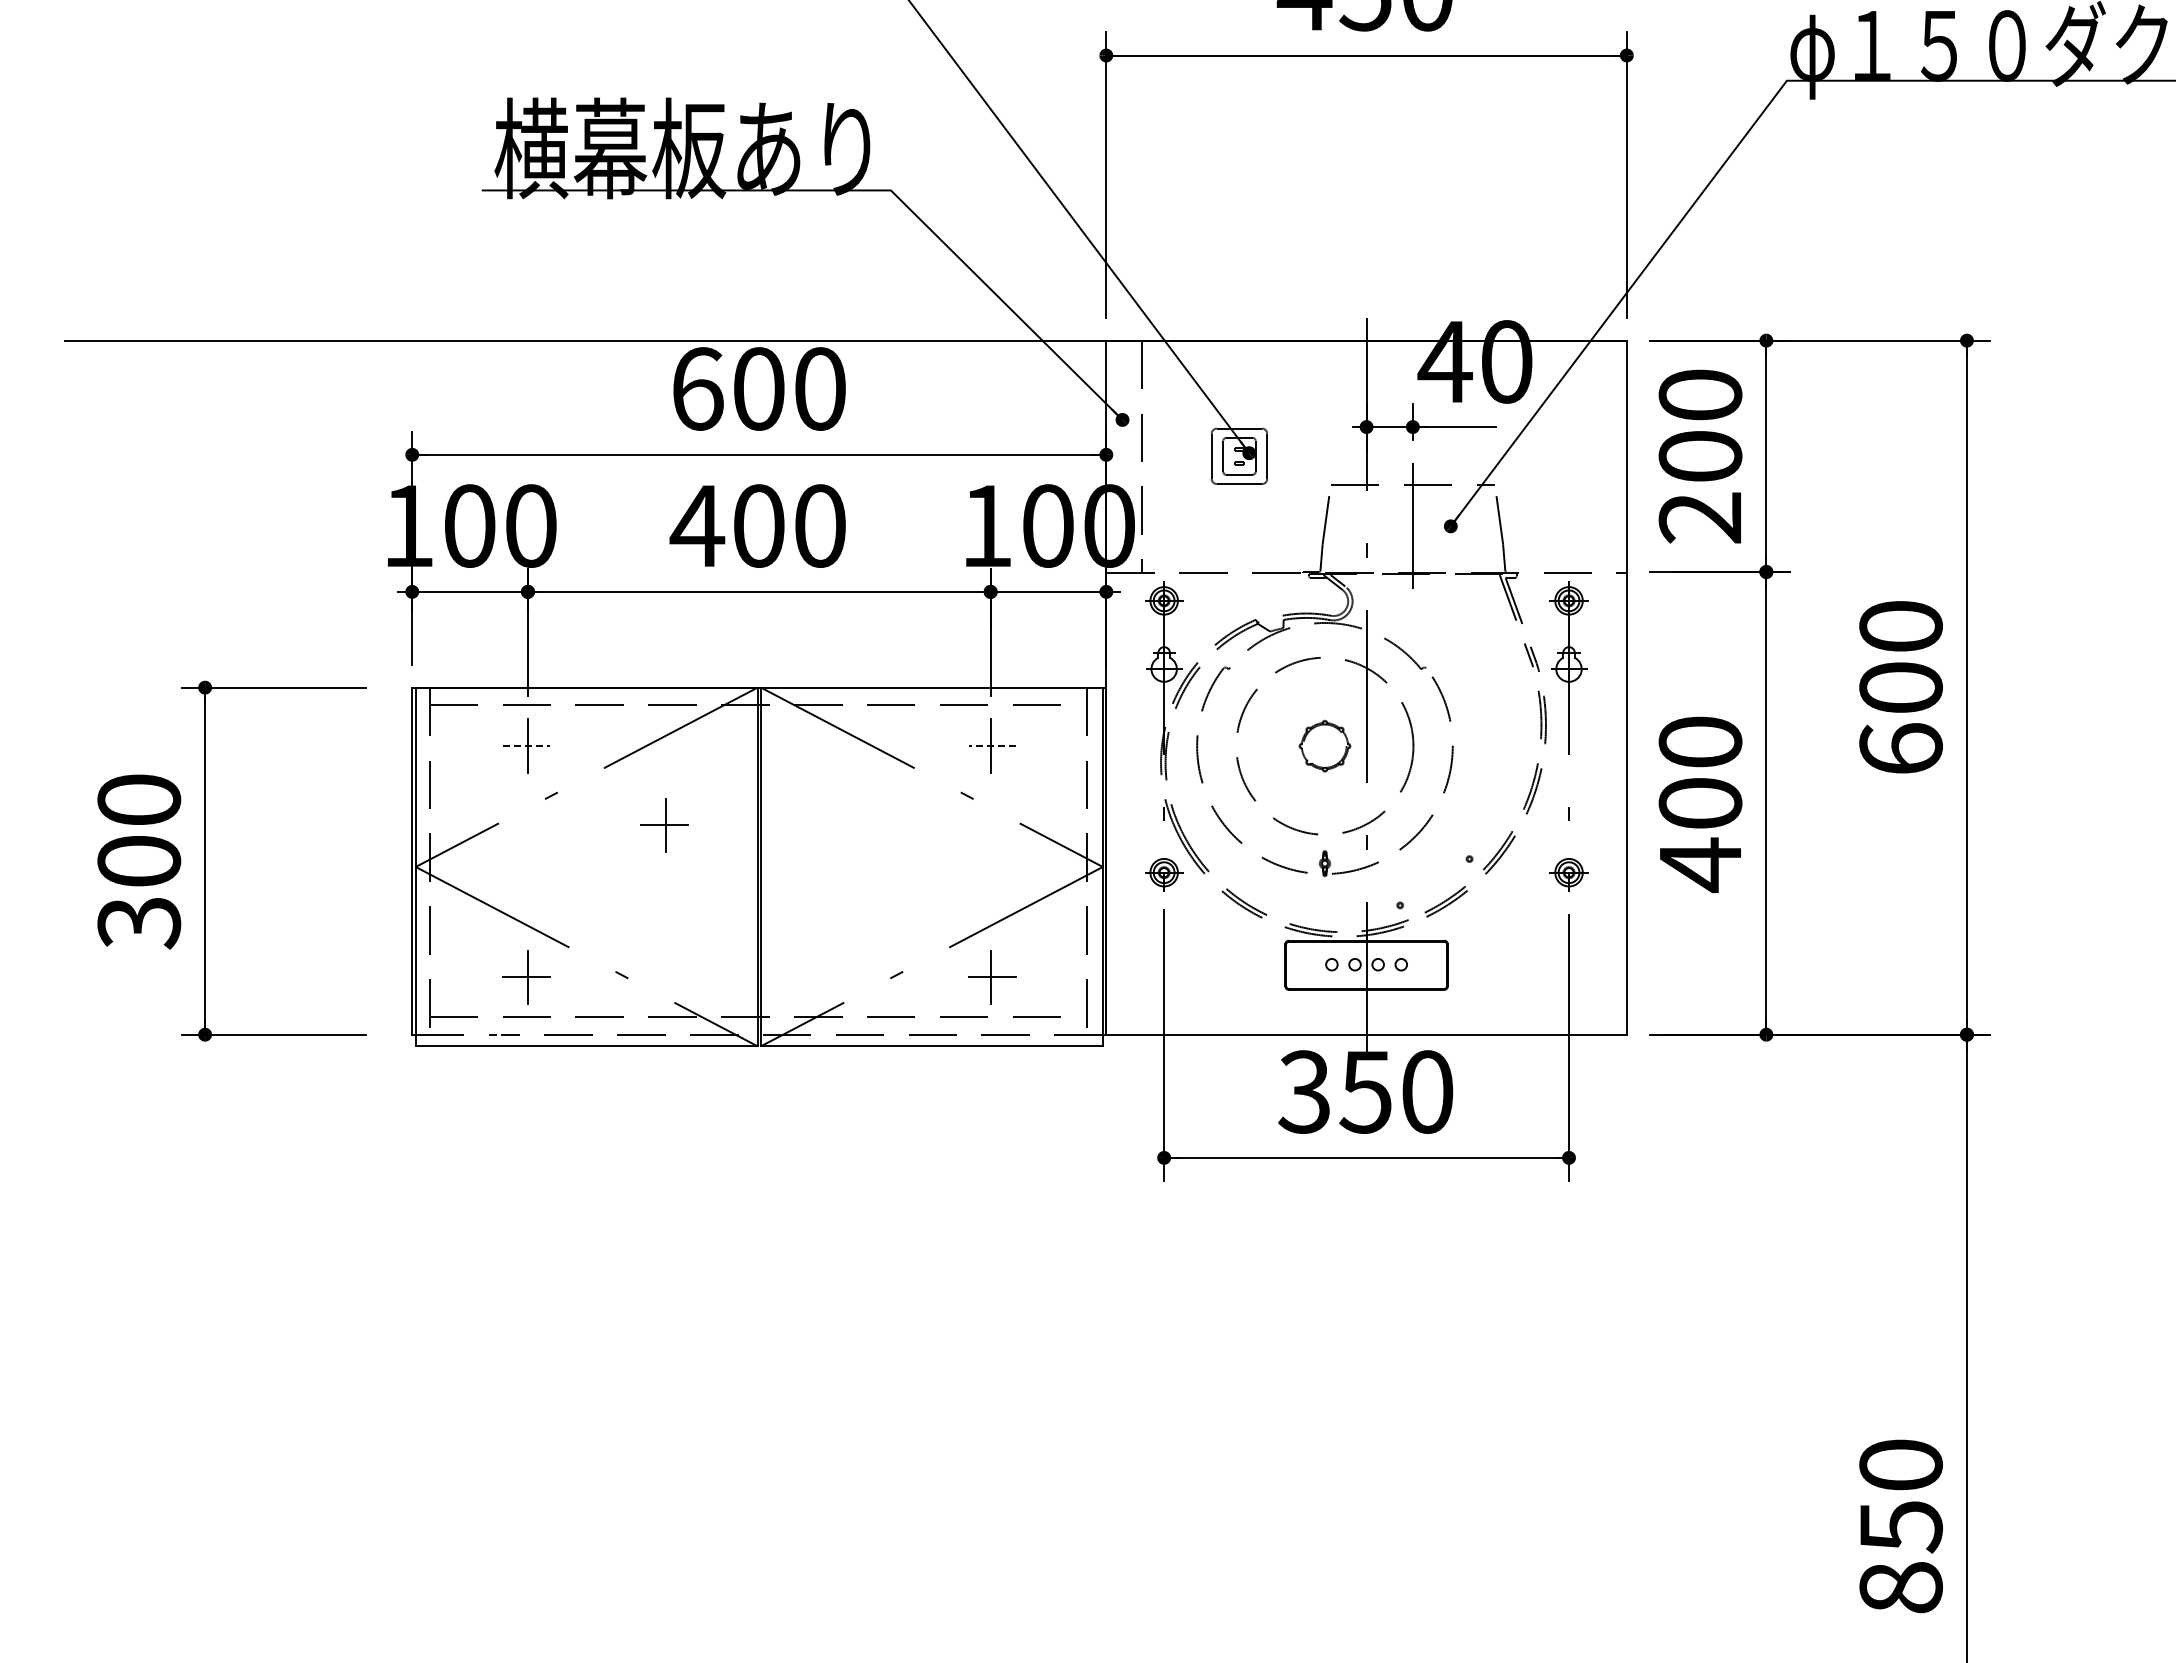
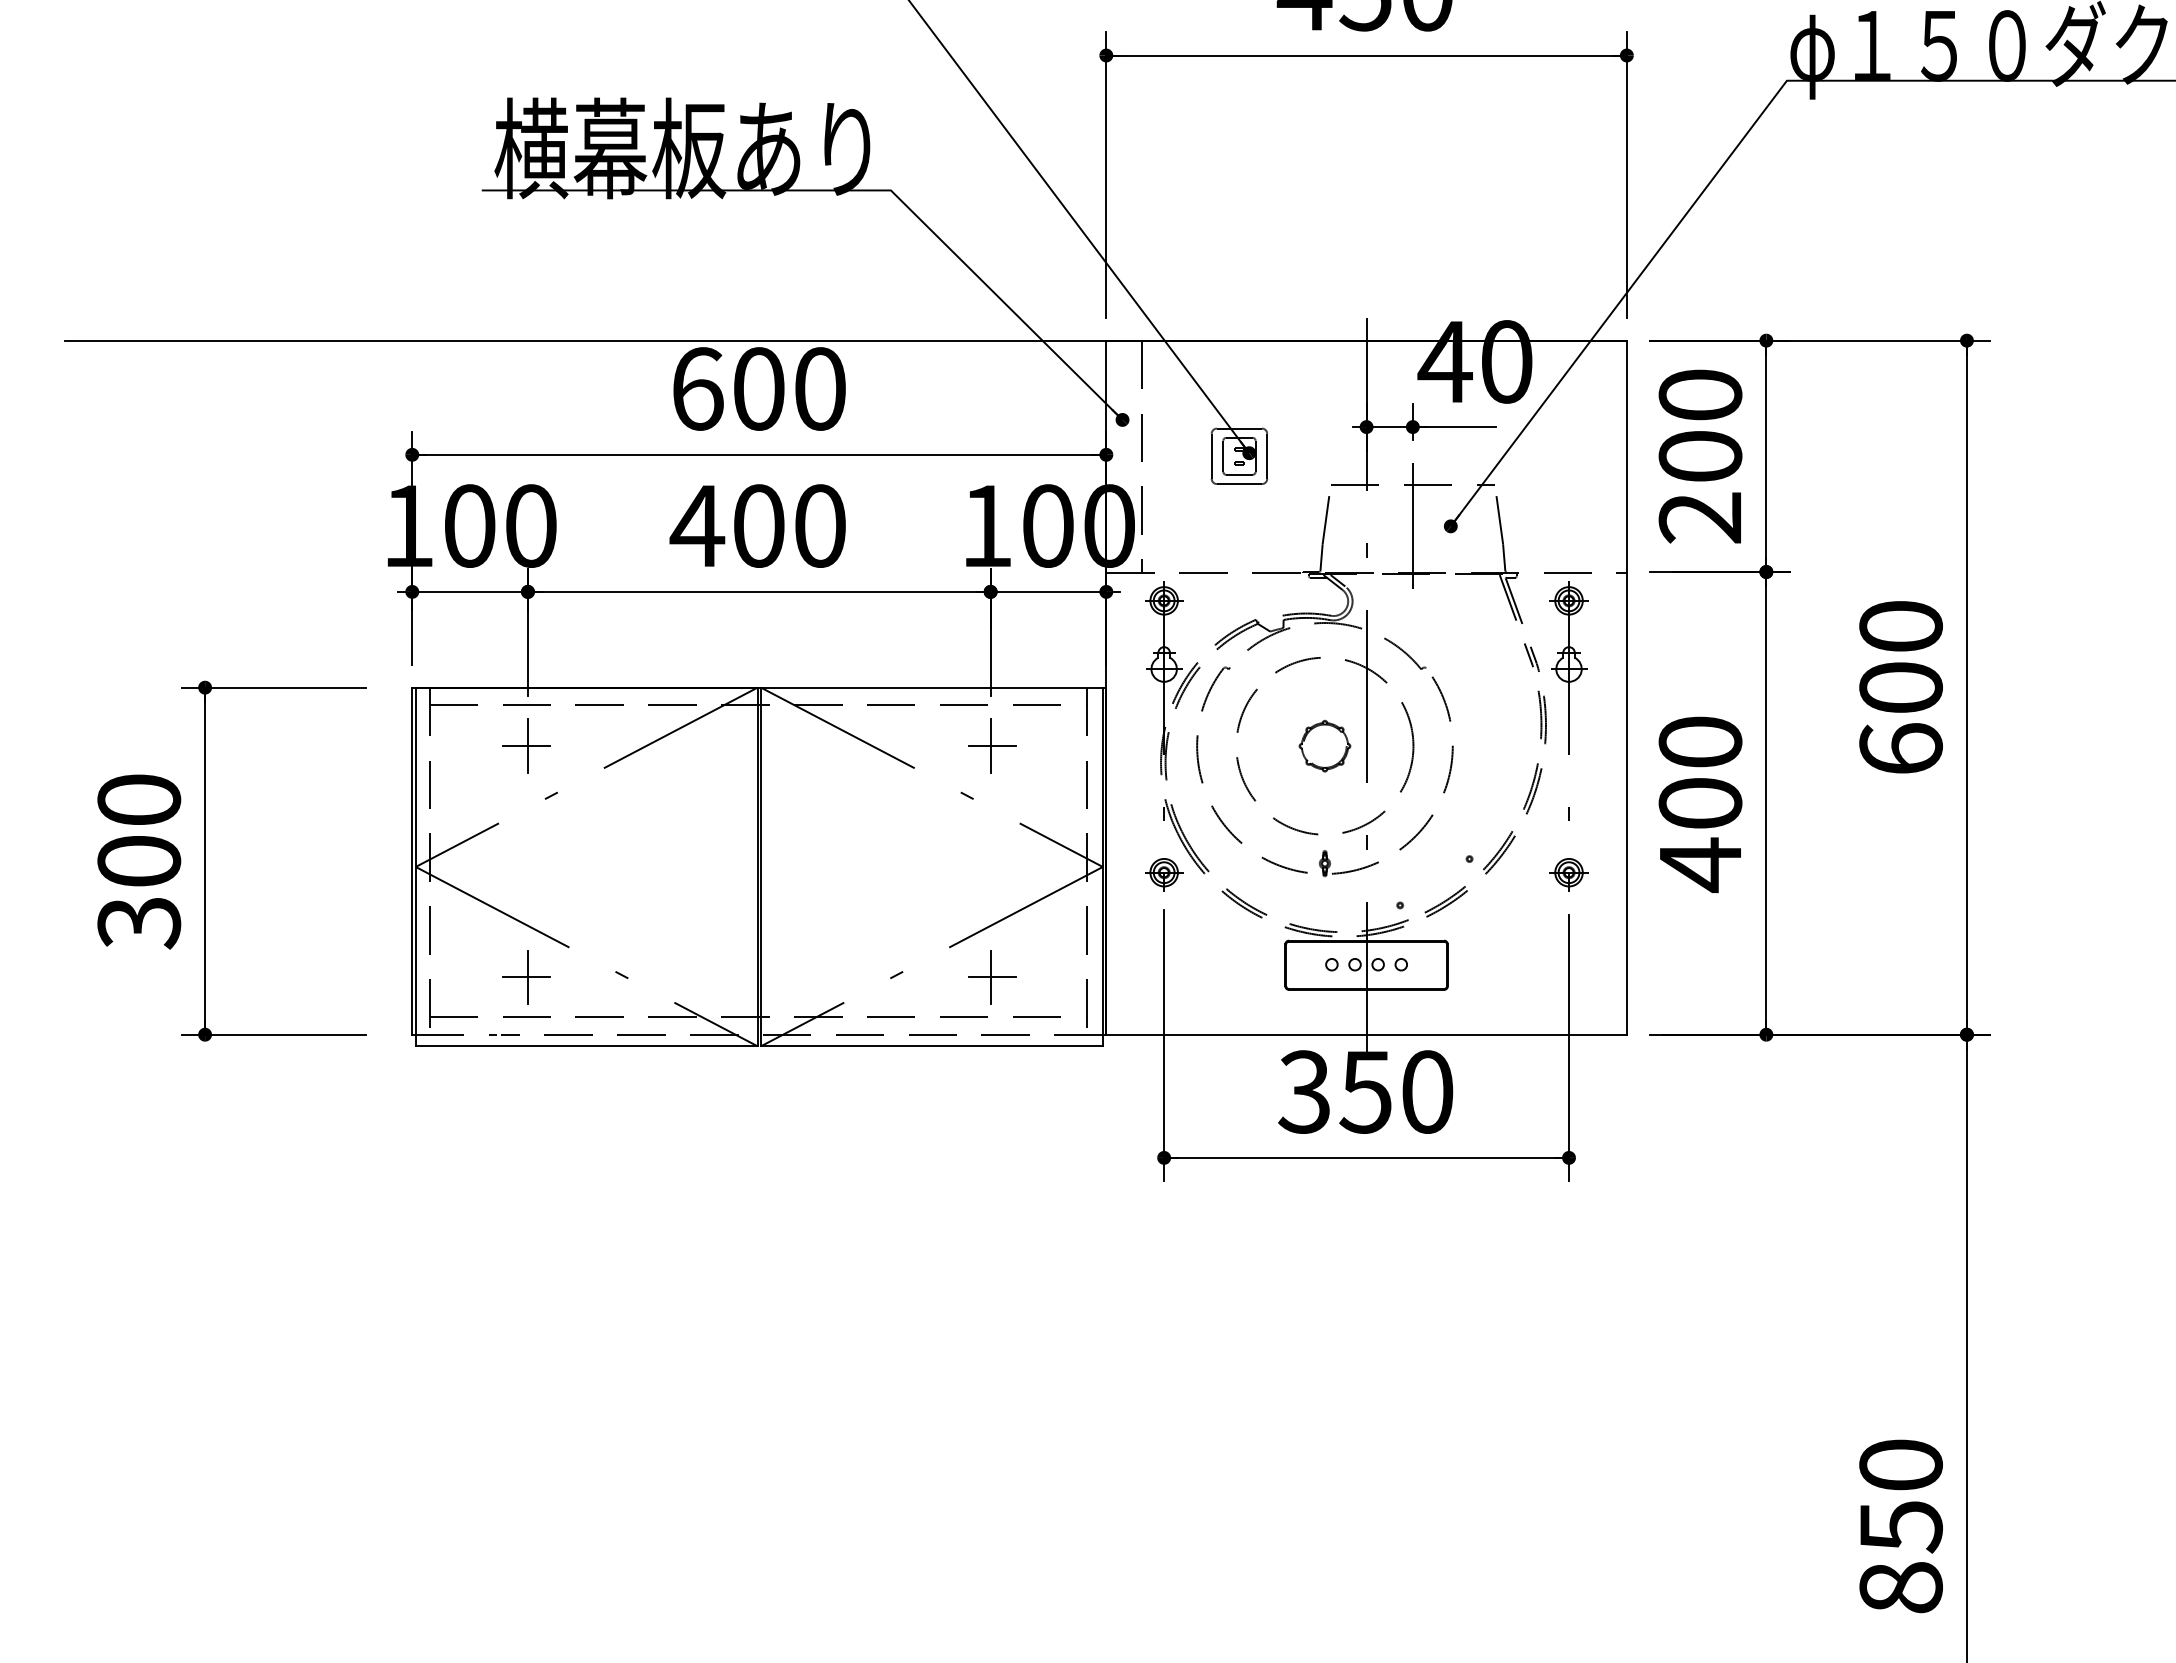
line: dashed -> solid (526, 745)
line: dashed -> solid (992, 745)
part: present -> none (664, 825)
